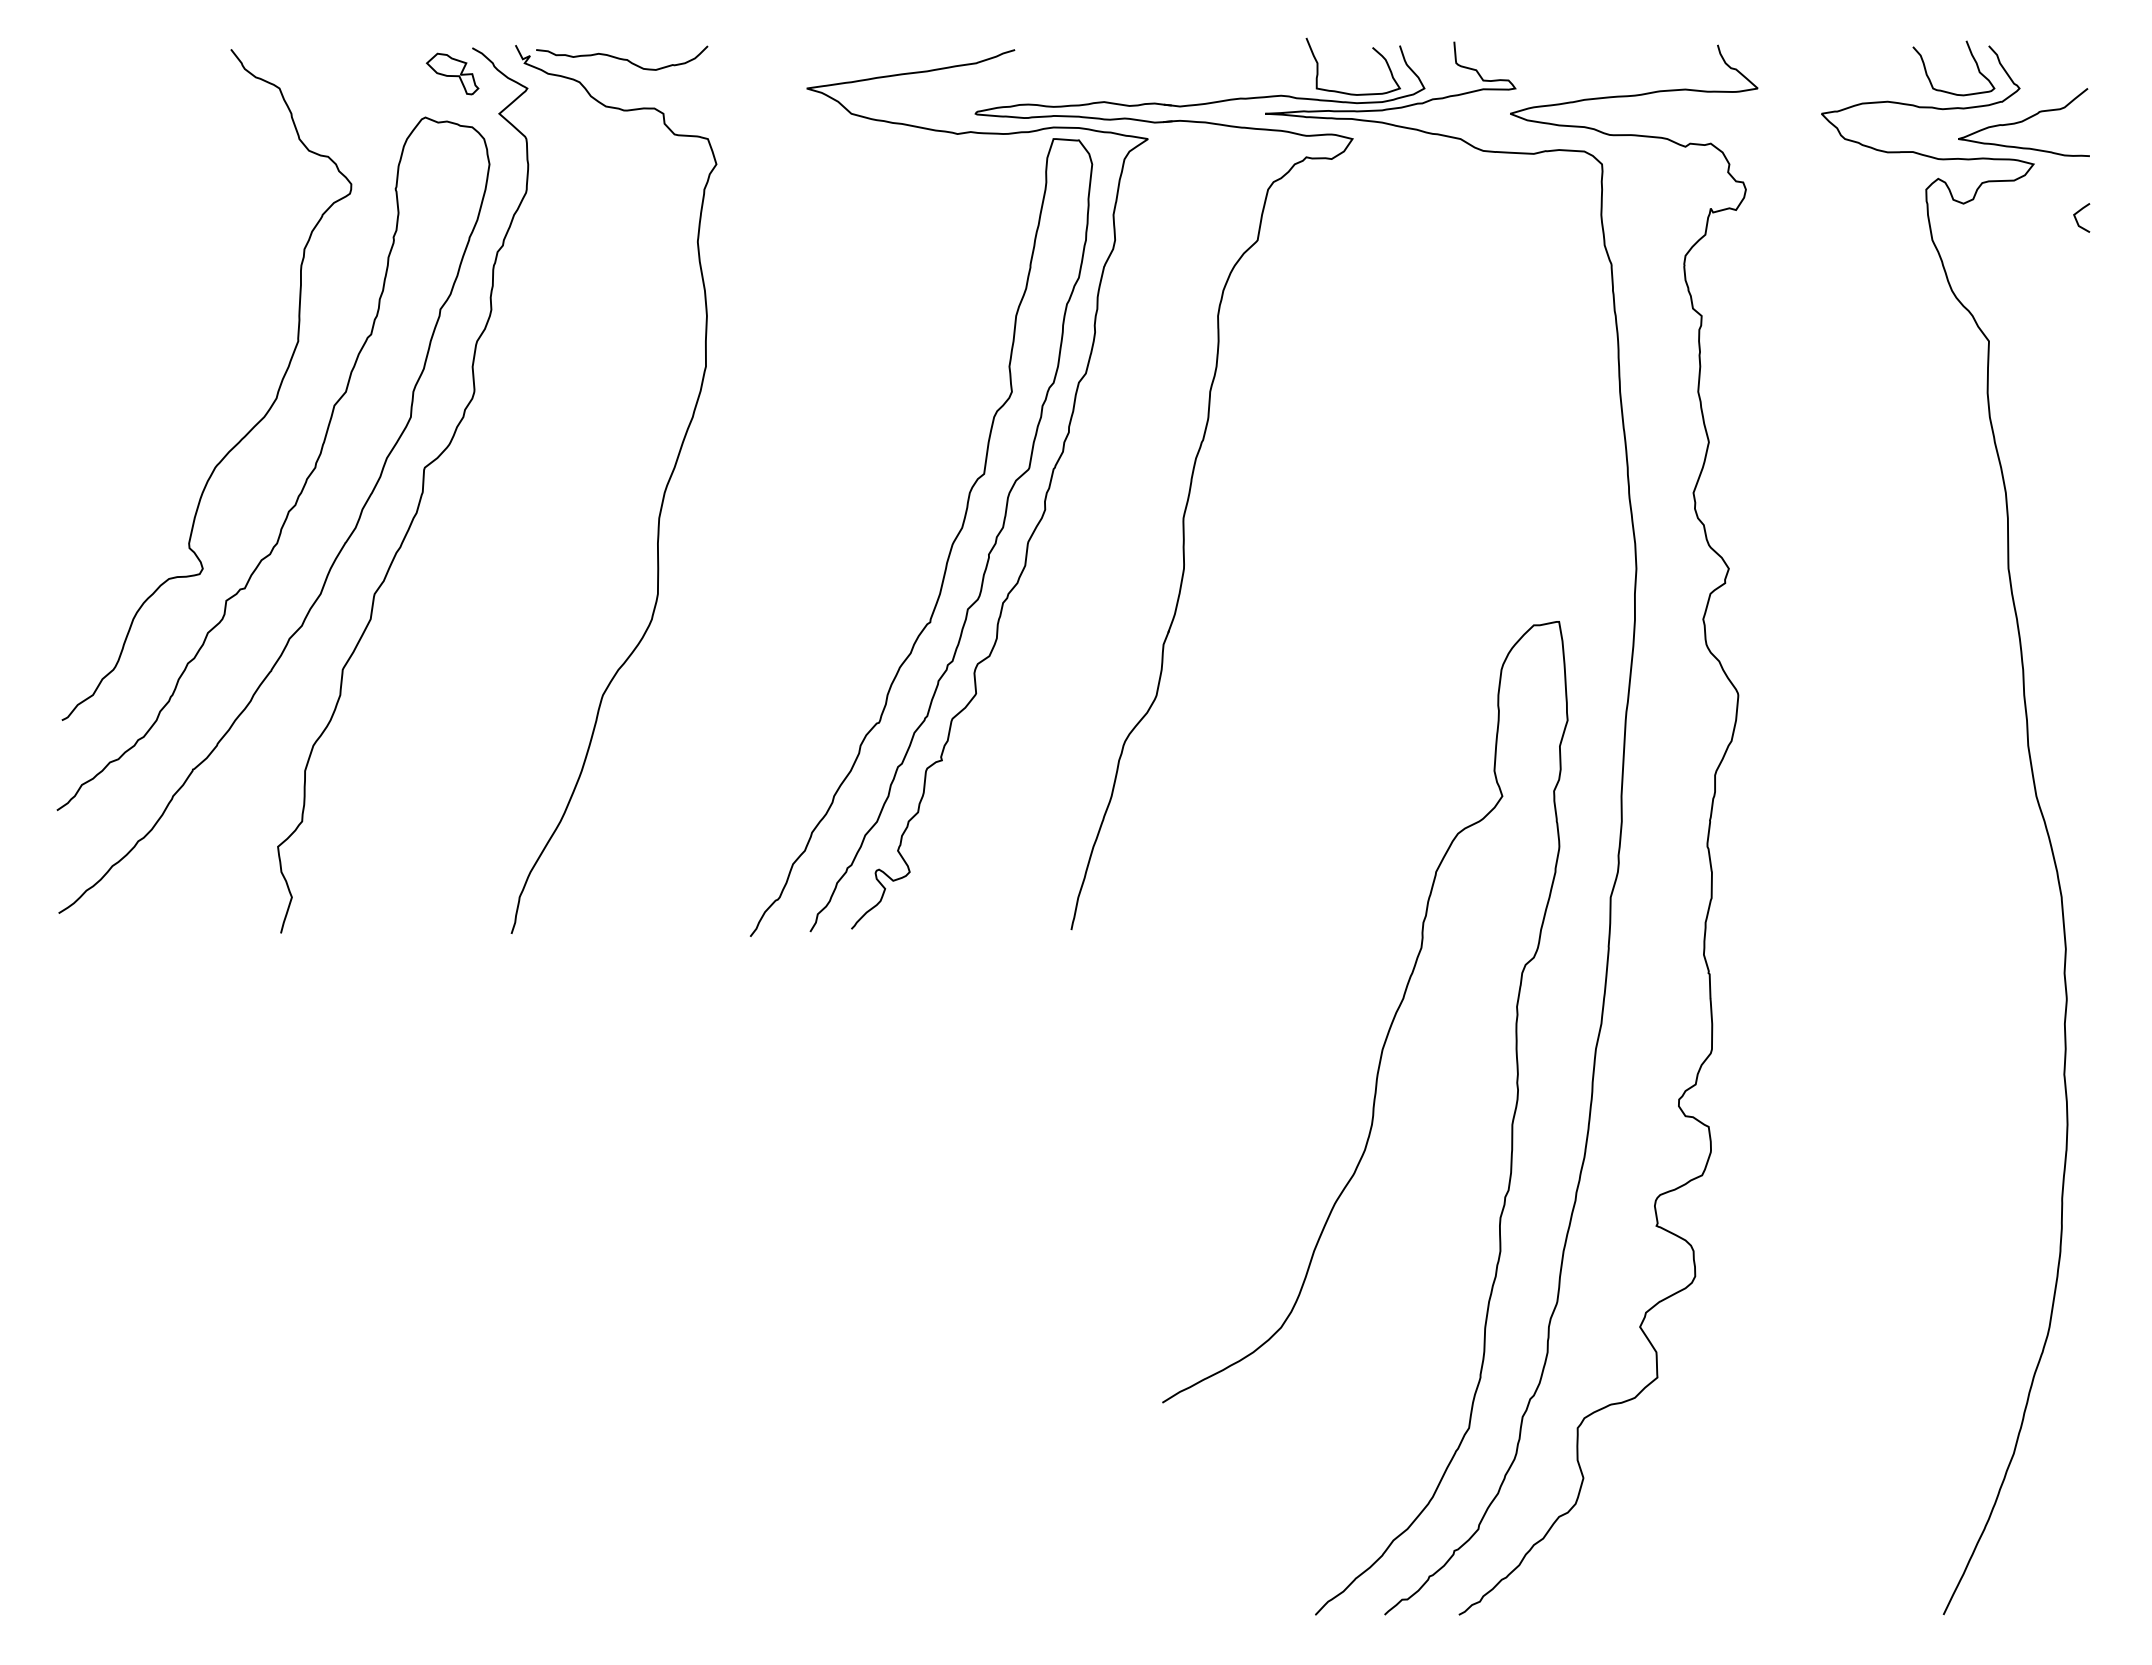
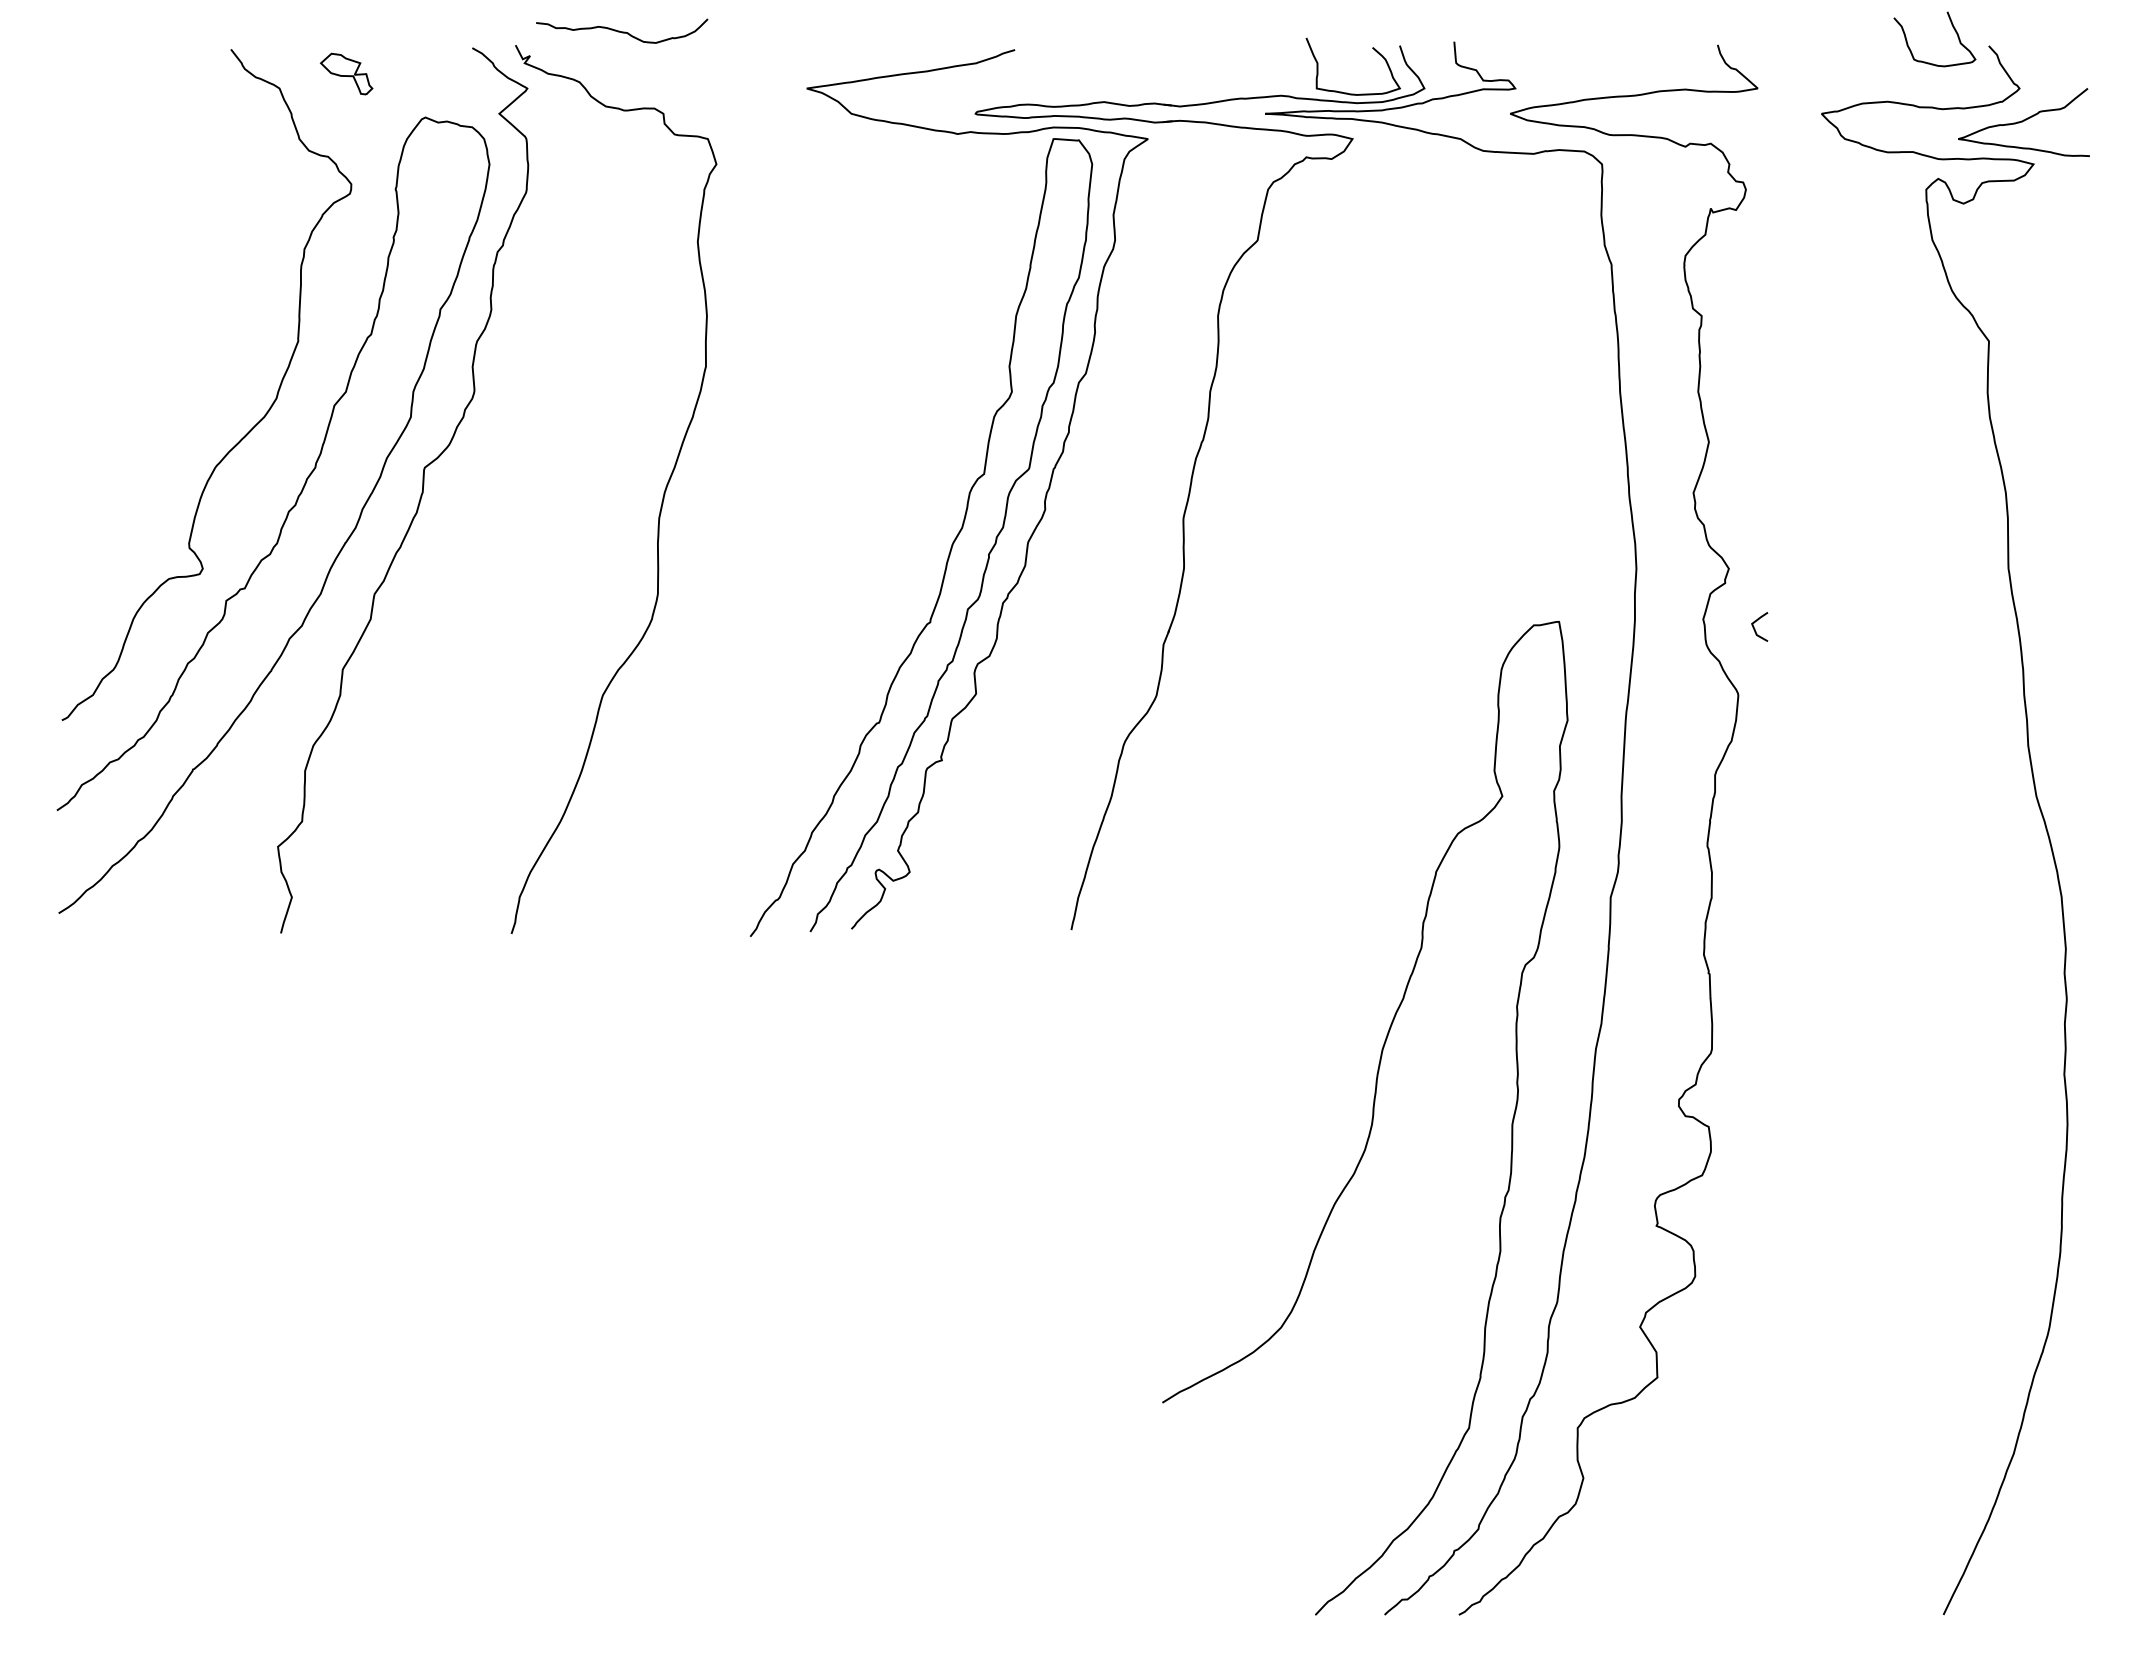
curve position: (1971, 56) -> (1952, 27) (1952, 27)
curve position: (622, 58) -> (622, 31) (622, 31)
part position: (452, 73) -> (346, 73) (346, 73)
line position: (2076, 217) -> (1754, 626) (1754, 626)
